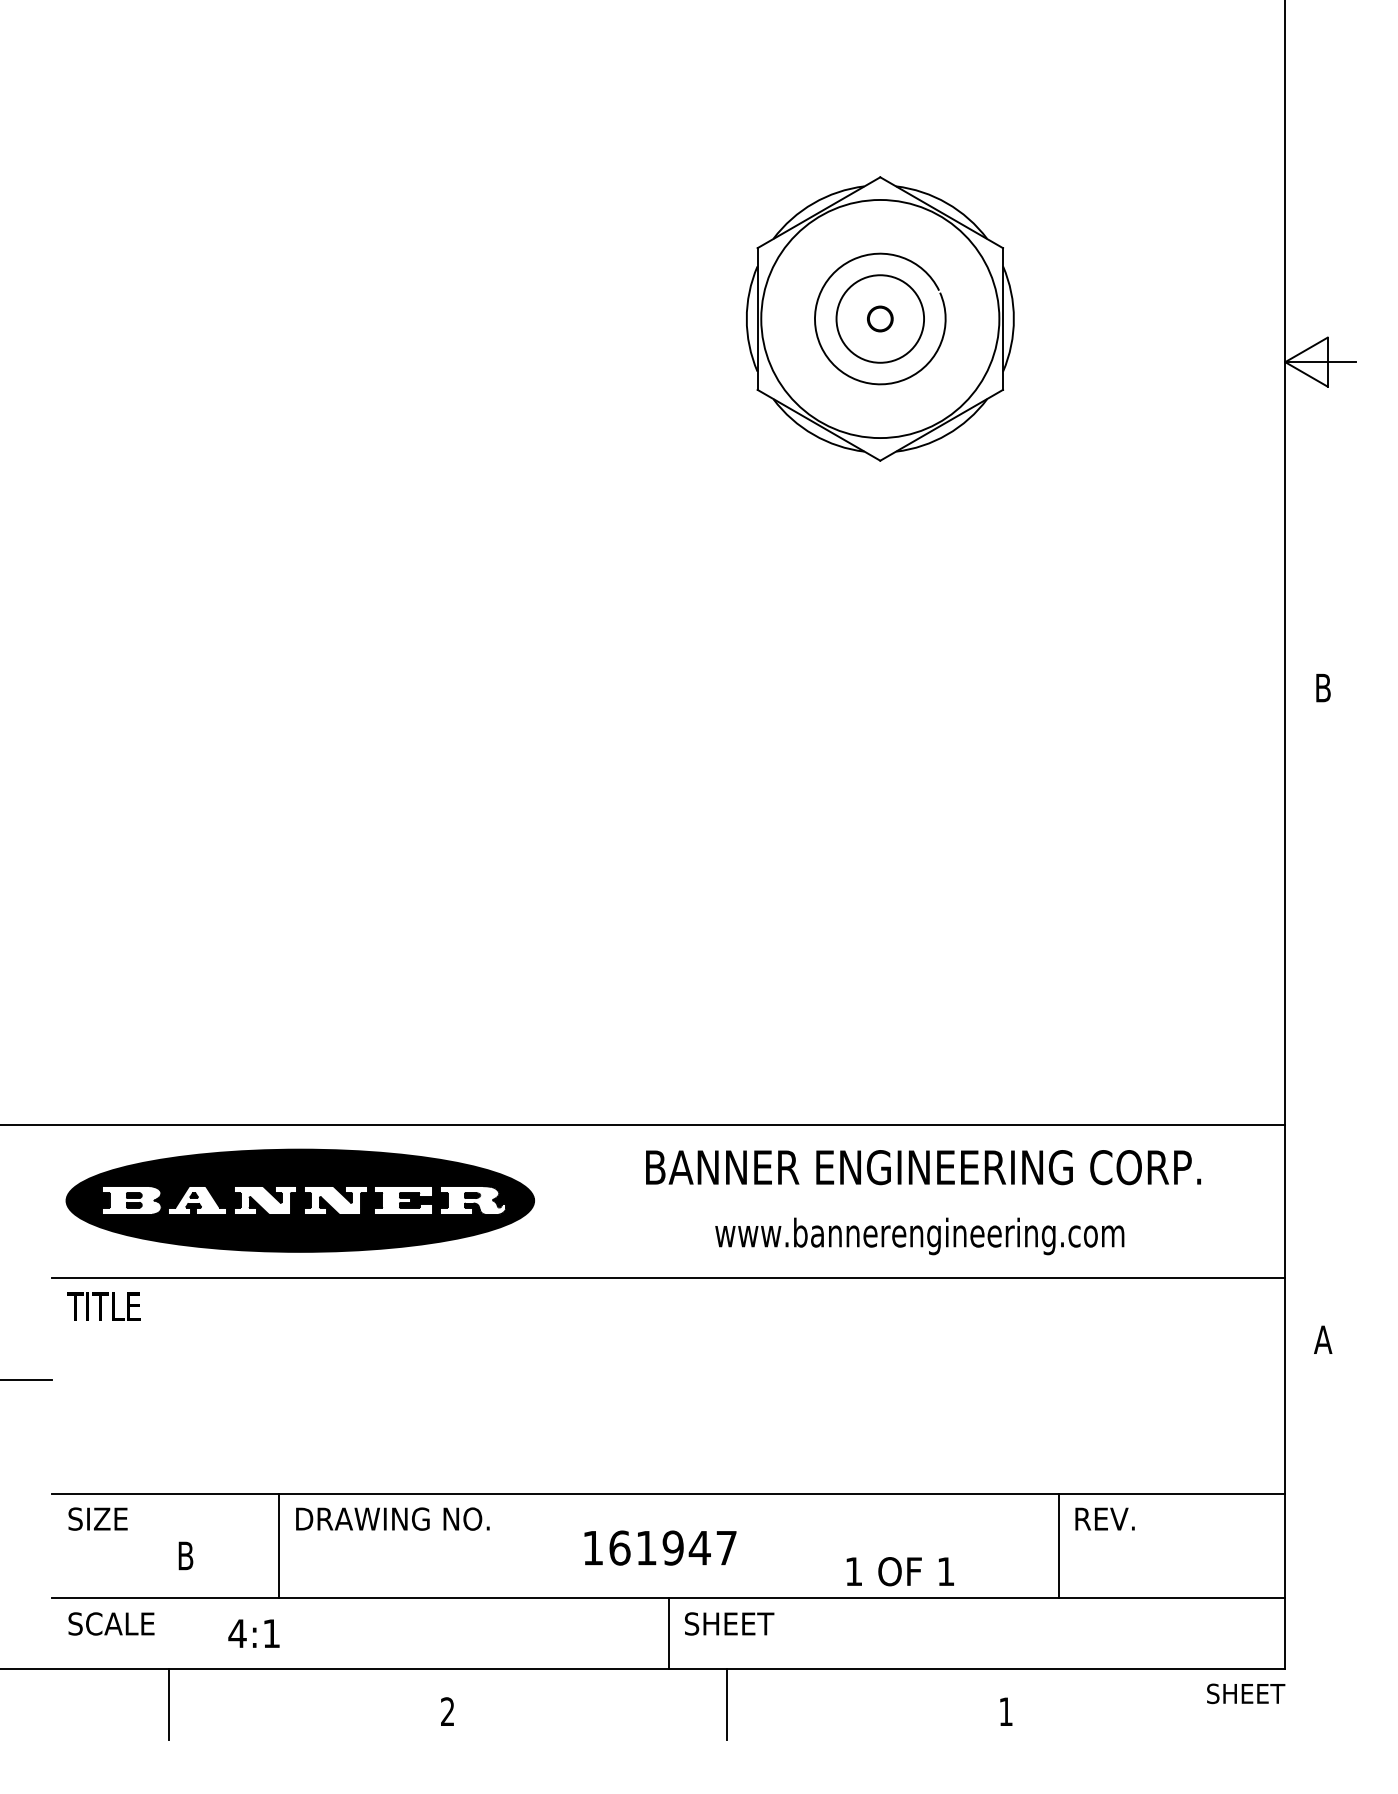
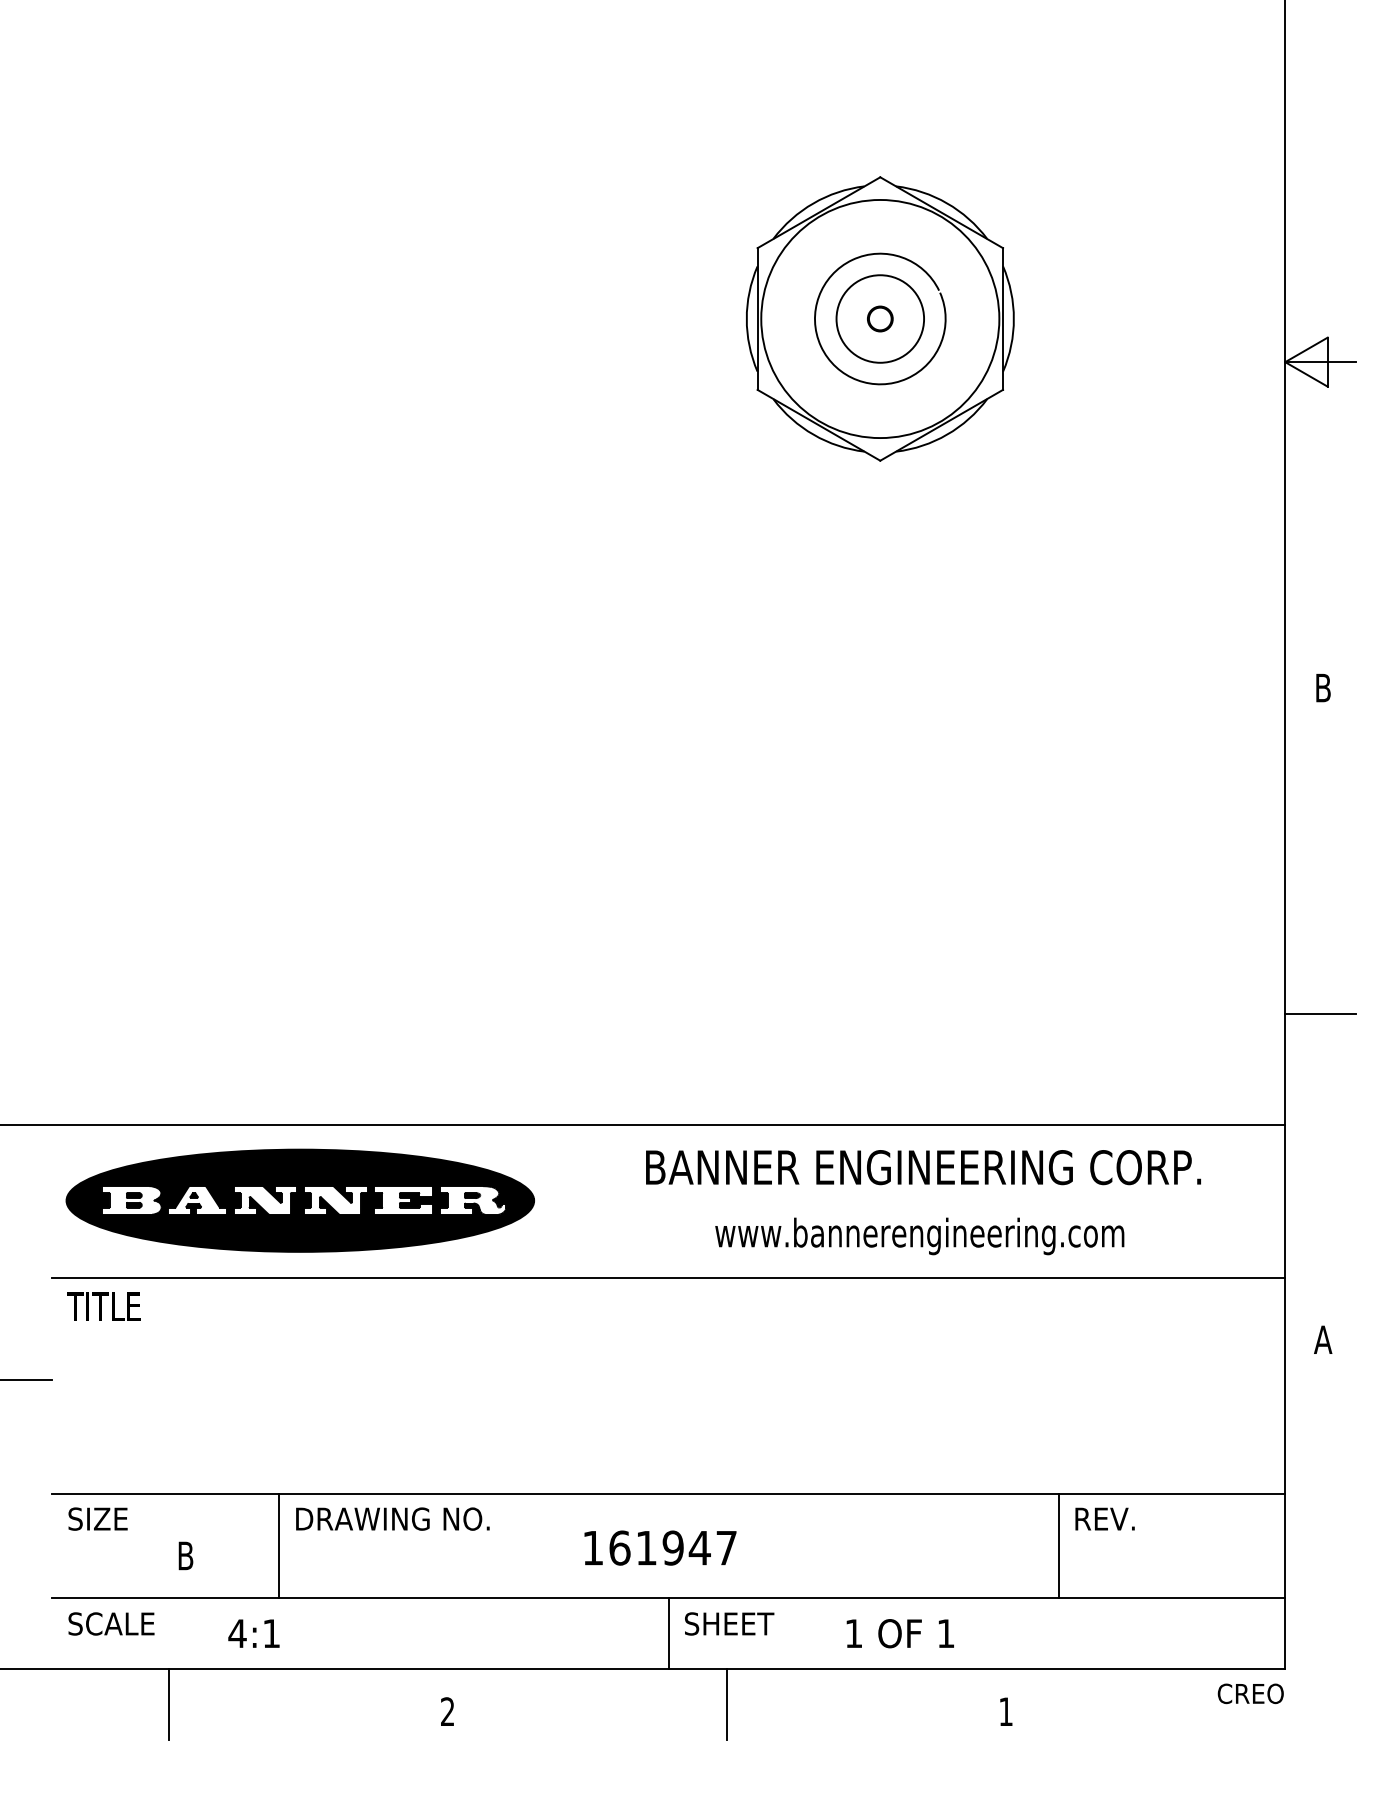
line: none -> present (1320, 1013)
text position: (899, 1571) -> (899, 1633) (899, 1633)
text: SHEET -> CREO (1246, 1693)
